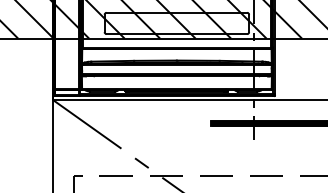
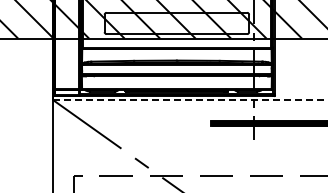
line: solid -> dashed (190, 100)
